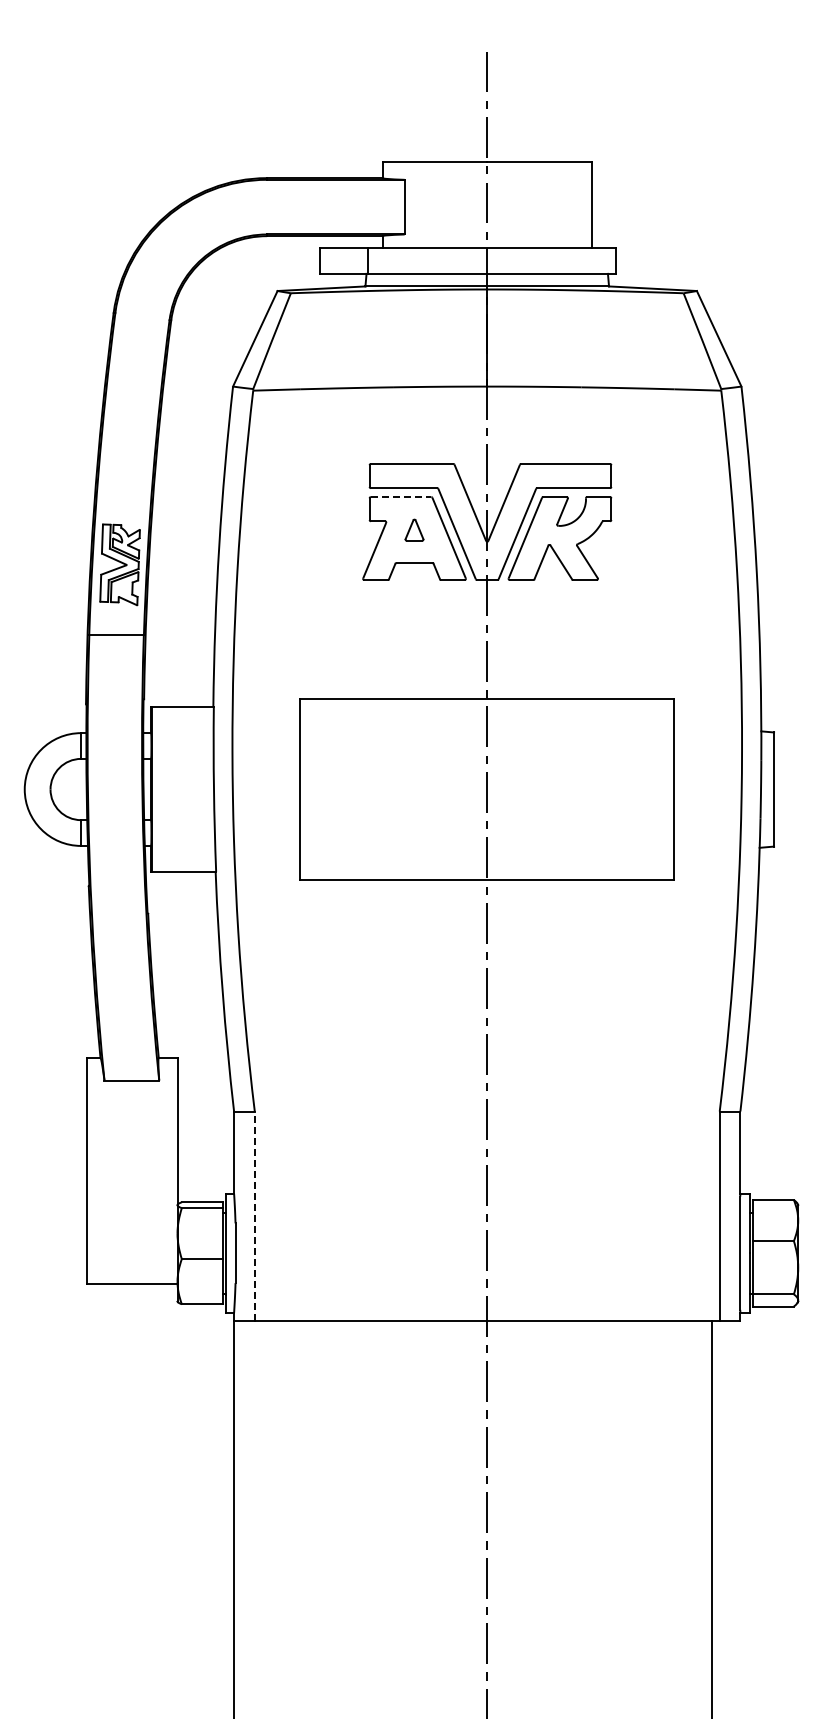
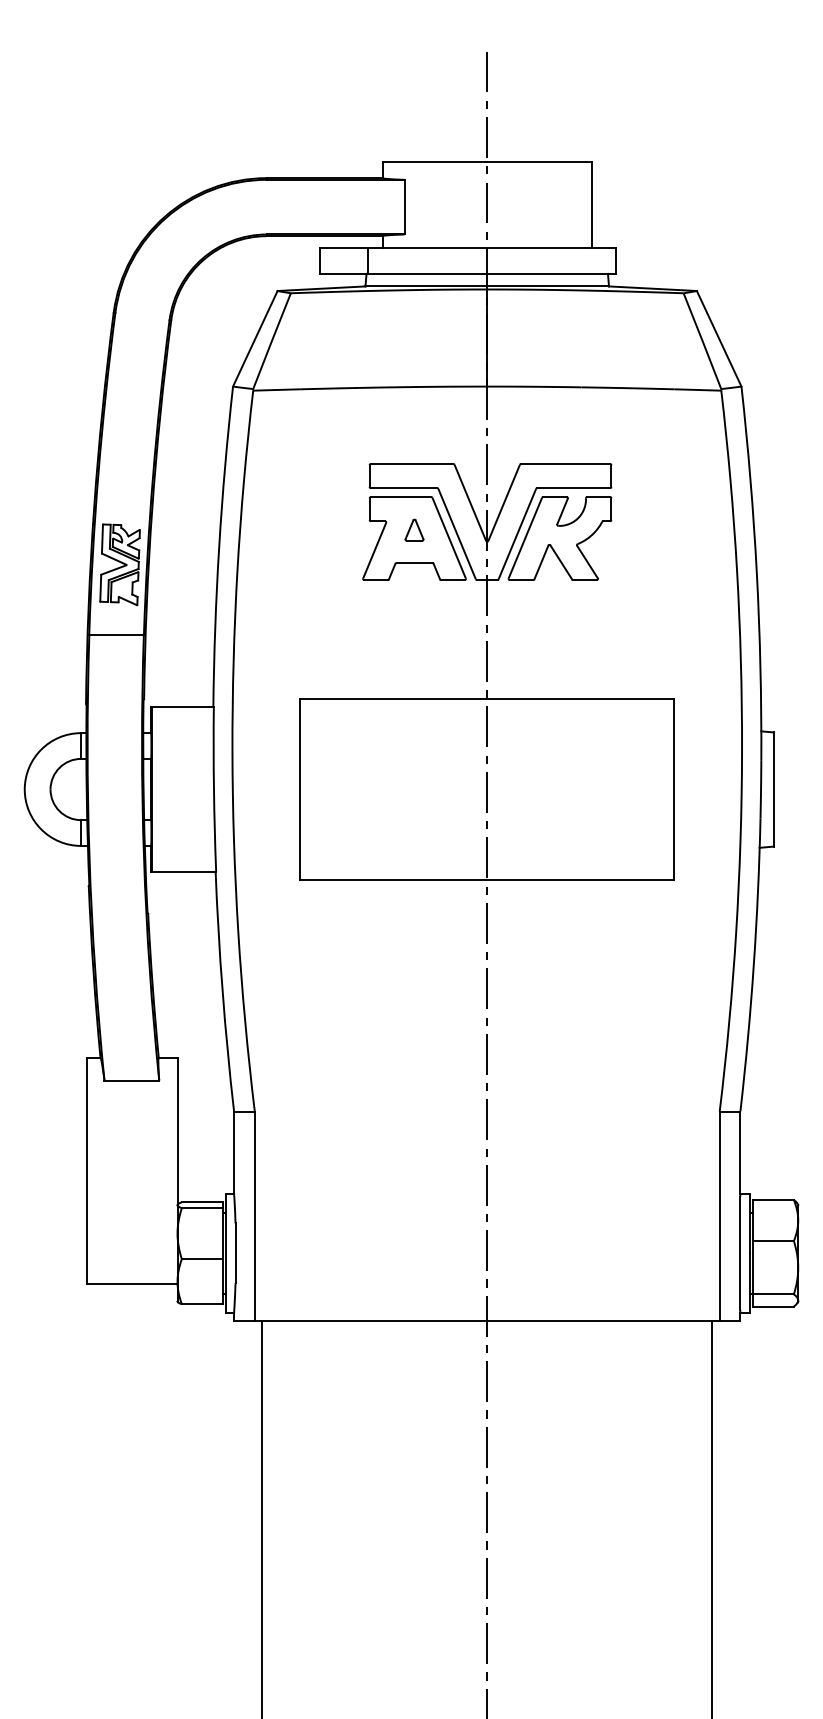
line: dashed -> solid (401, 497)
line: dashed -> solid (254, 1216)
line position: (234, 1518) -> (262, 1518) (262, 1518)
